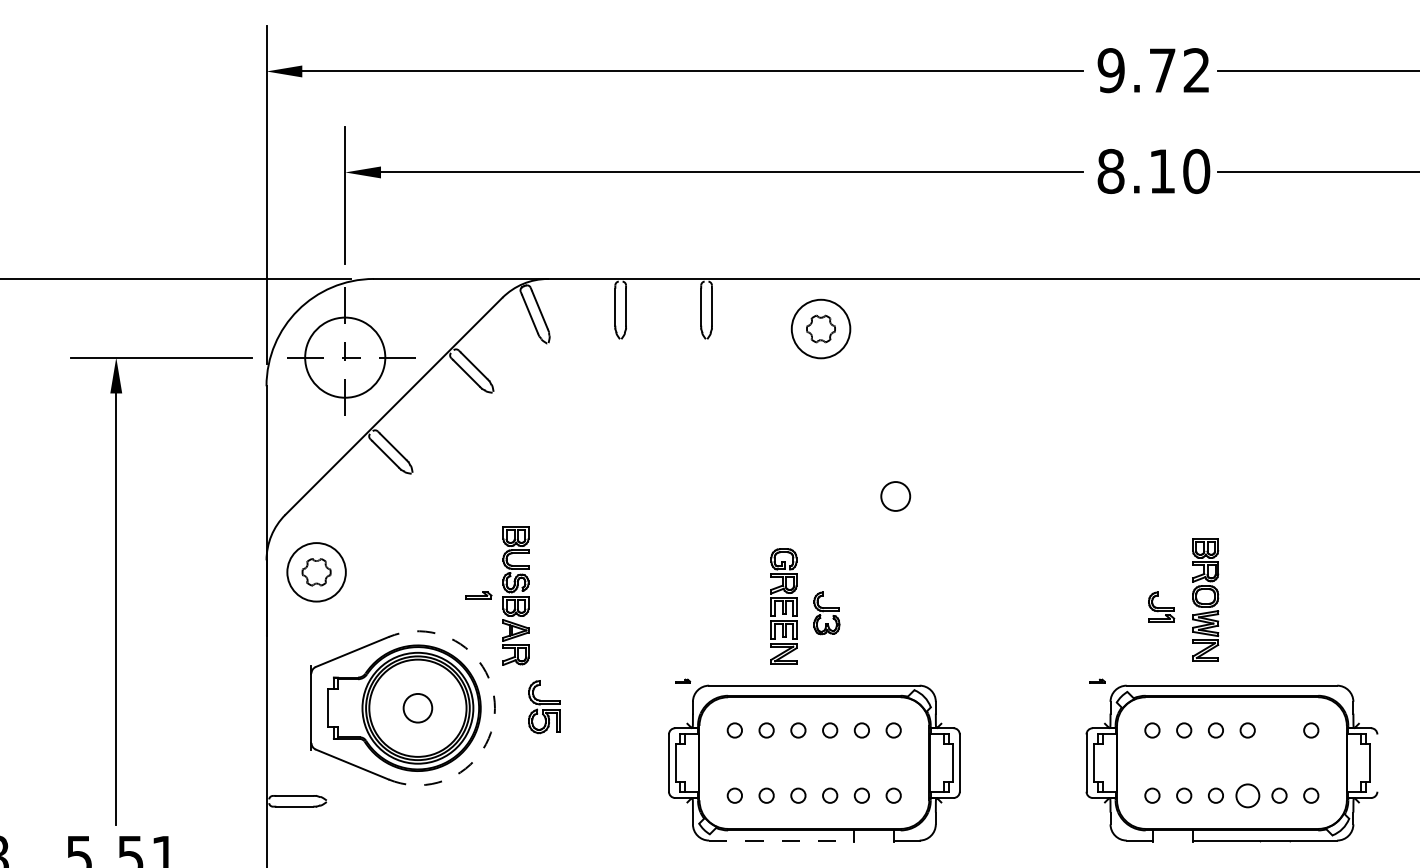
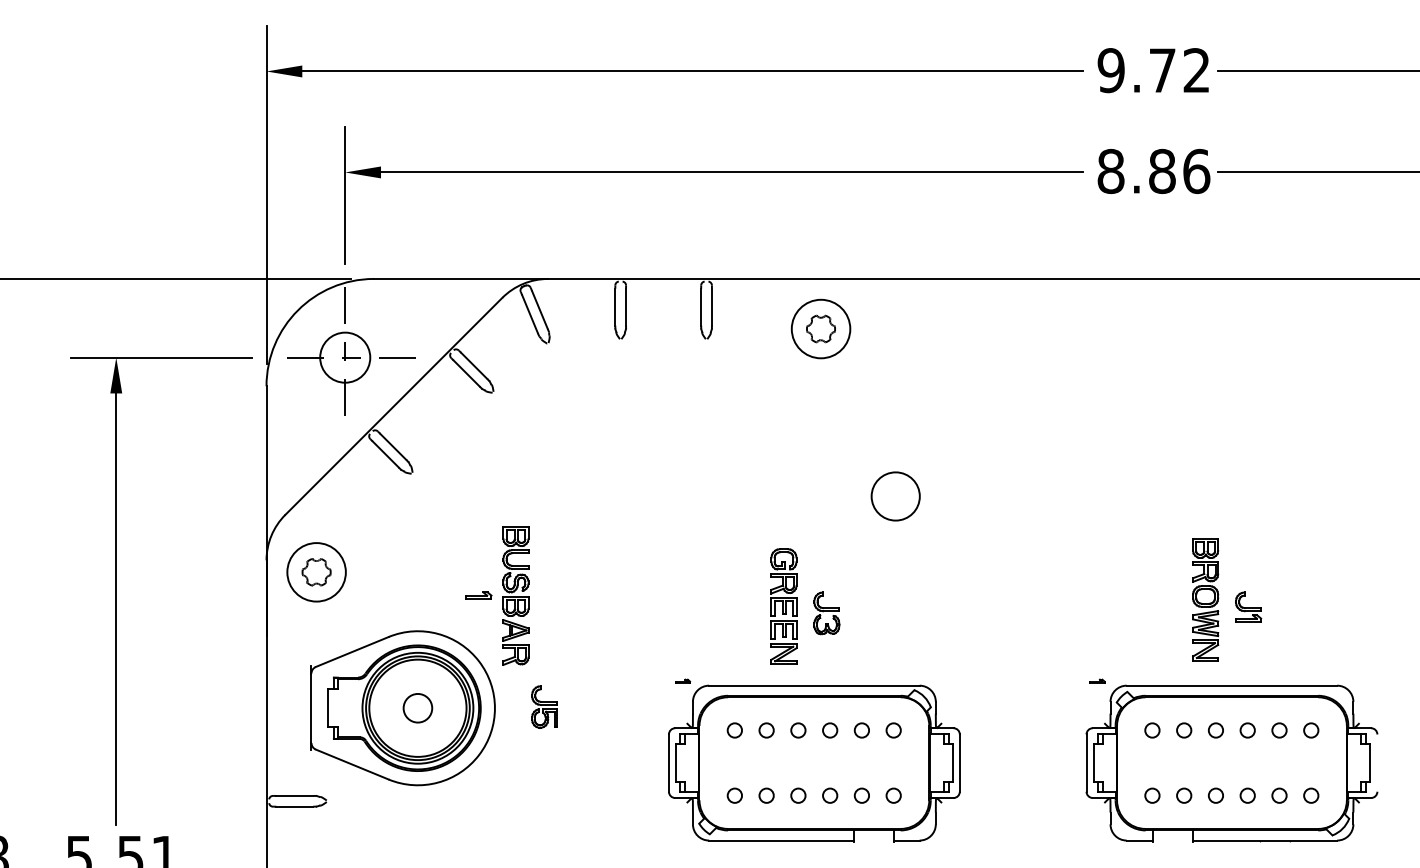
text: 8.10 -> 8.86 (1179, 171)
circle diameter: 80 px -> 50 px (345, 357)
circle diameter: 29 px -> 48 px (895, 496)
part position: (1161, 606) -> (1248, 606) (1248, 606)
part size: 33x55 px -> 27x44 px (544, 706)
arc: dashed -> solid (494, 708)
circle: none -> present (1279, 730)
circle size: 26x26 px -> 17x17 px (1247, 795)
line: dashed -> solid (781, 840)
